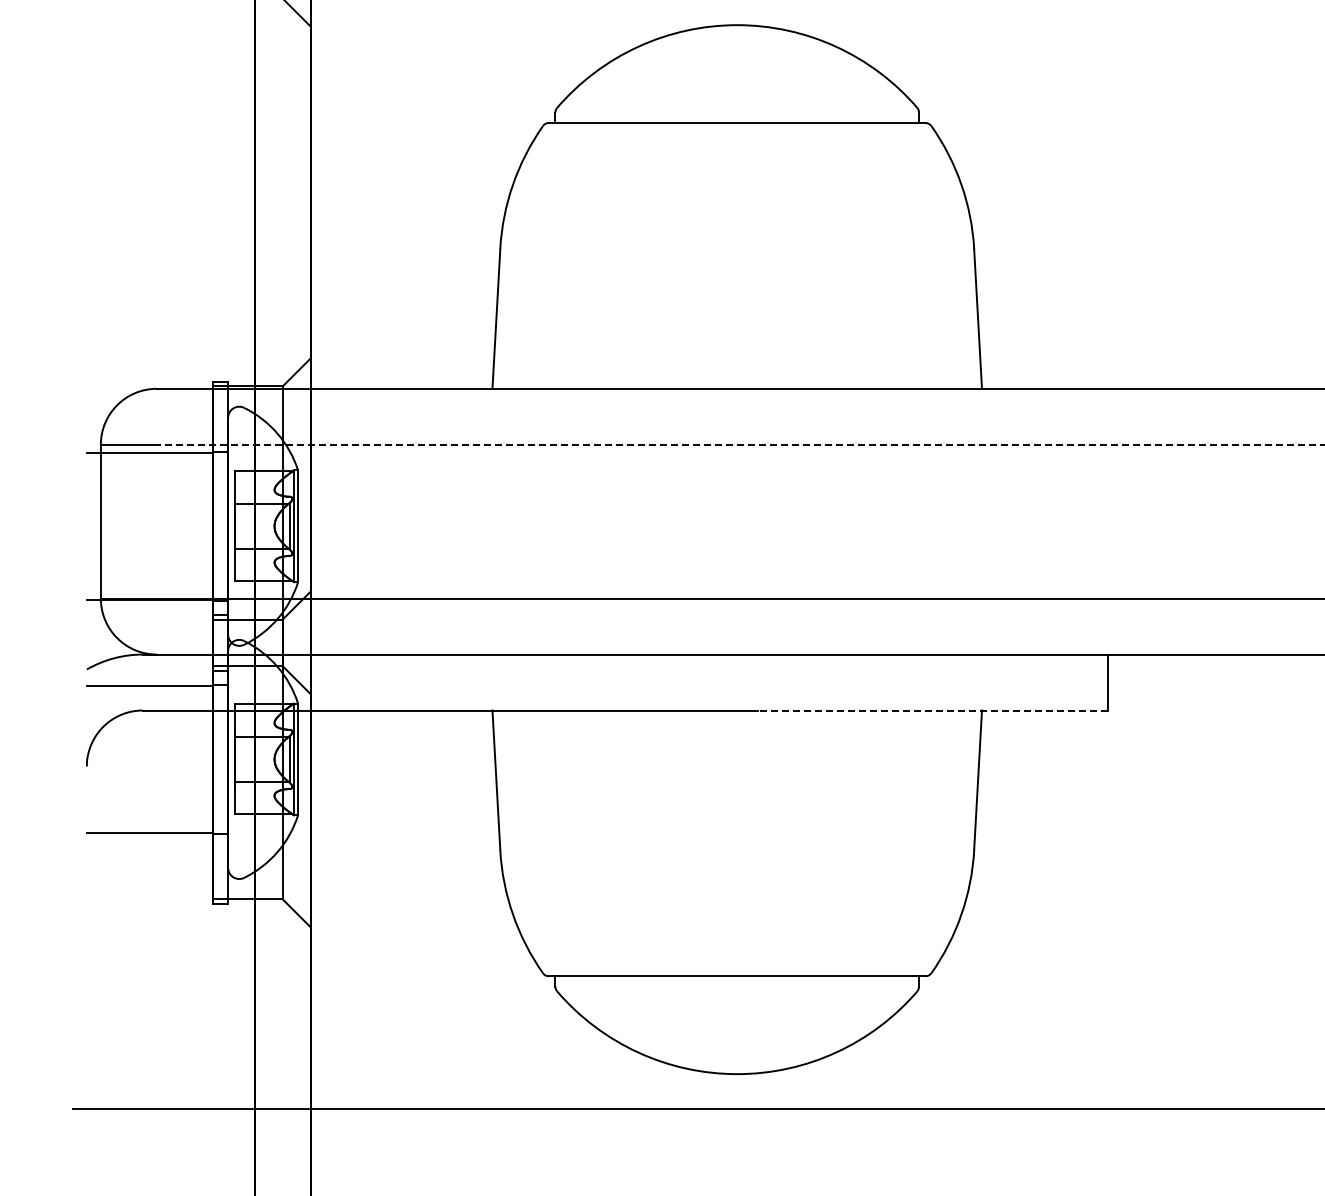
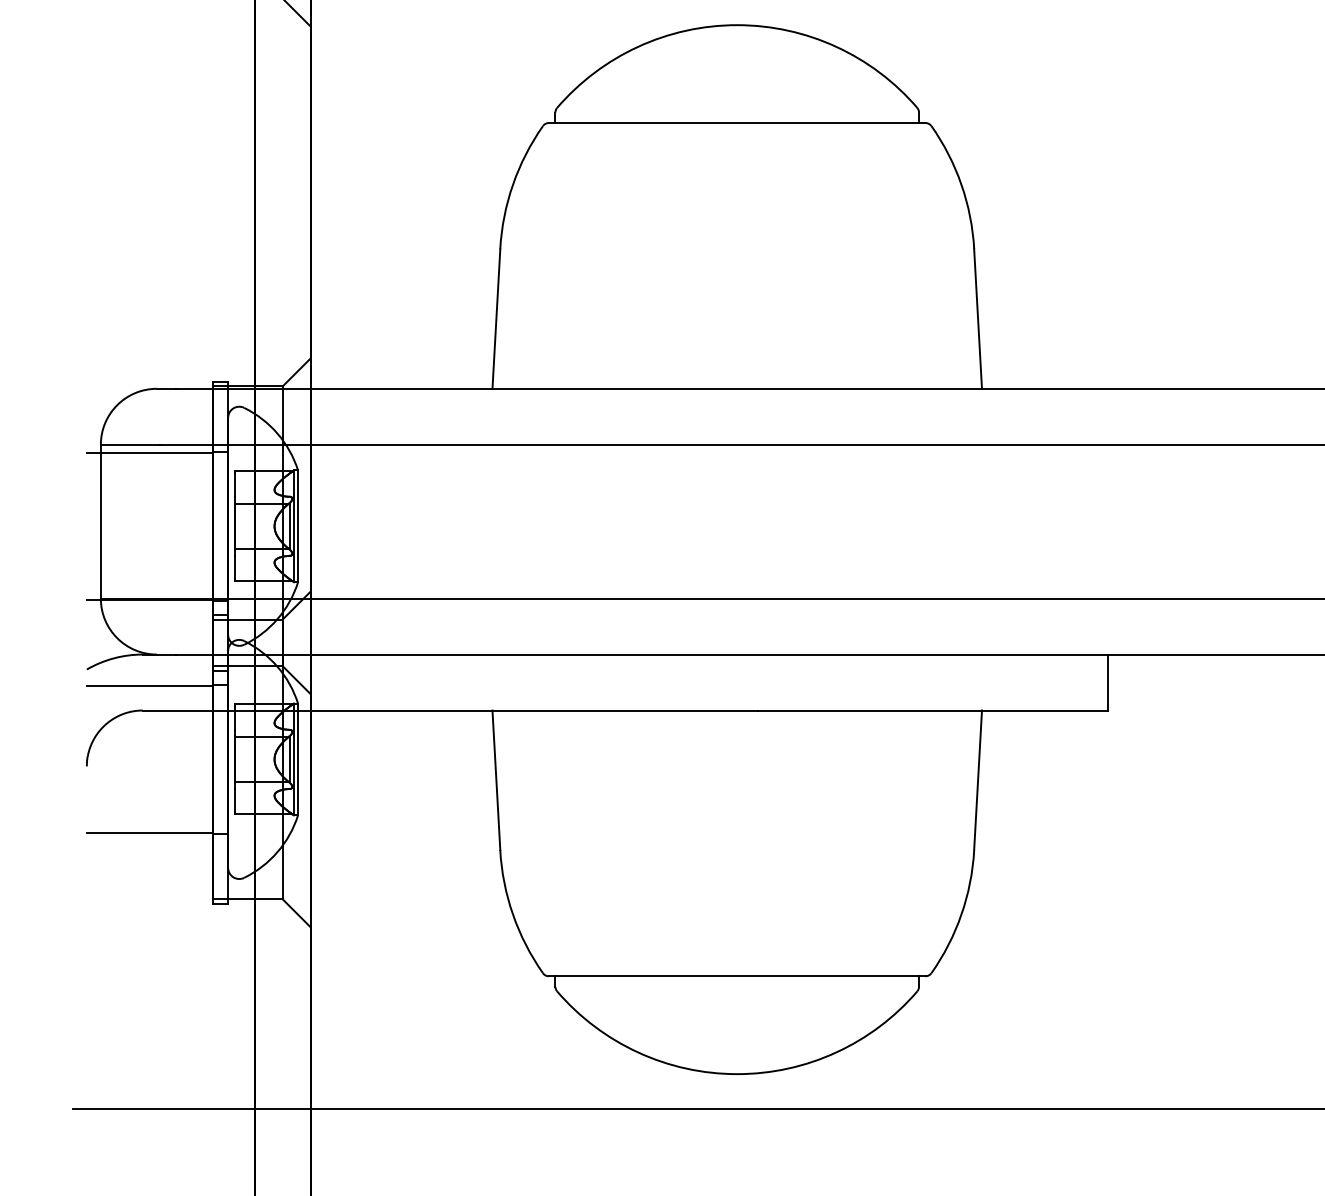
line: dashed -> solid (741, 444)
line: dashed -> solid (933, 710)
